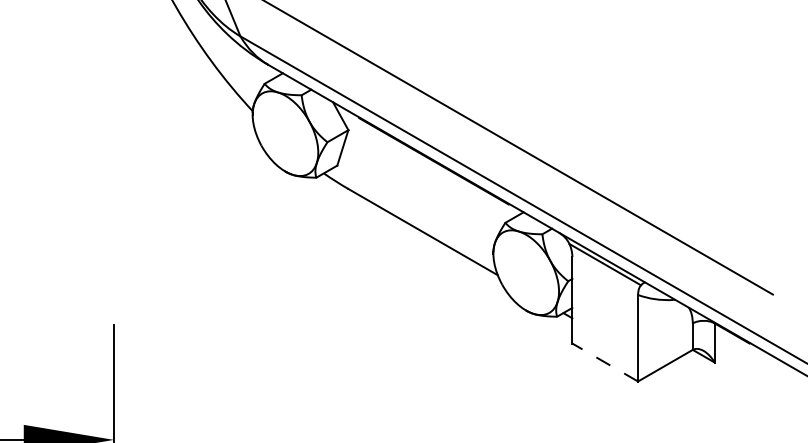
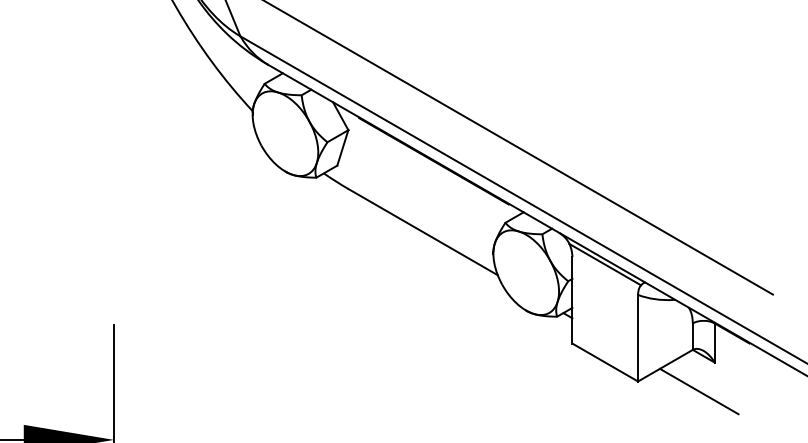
line: dashed -> solid (605, 362)
line: none -> present (698, 391)
